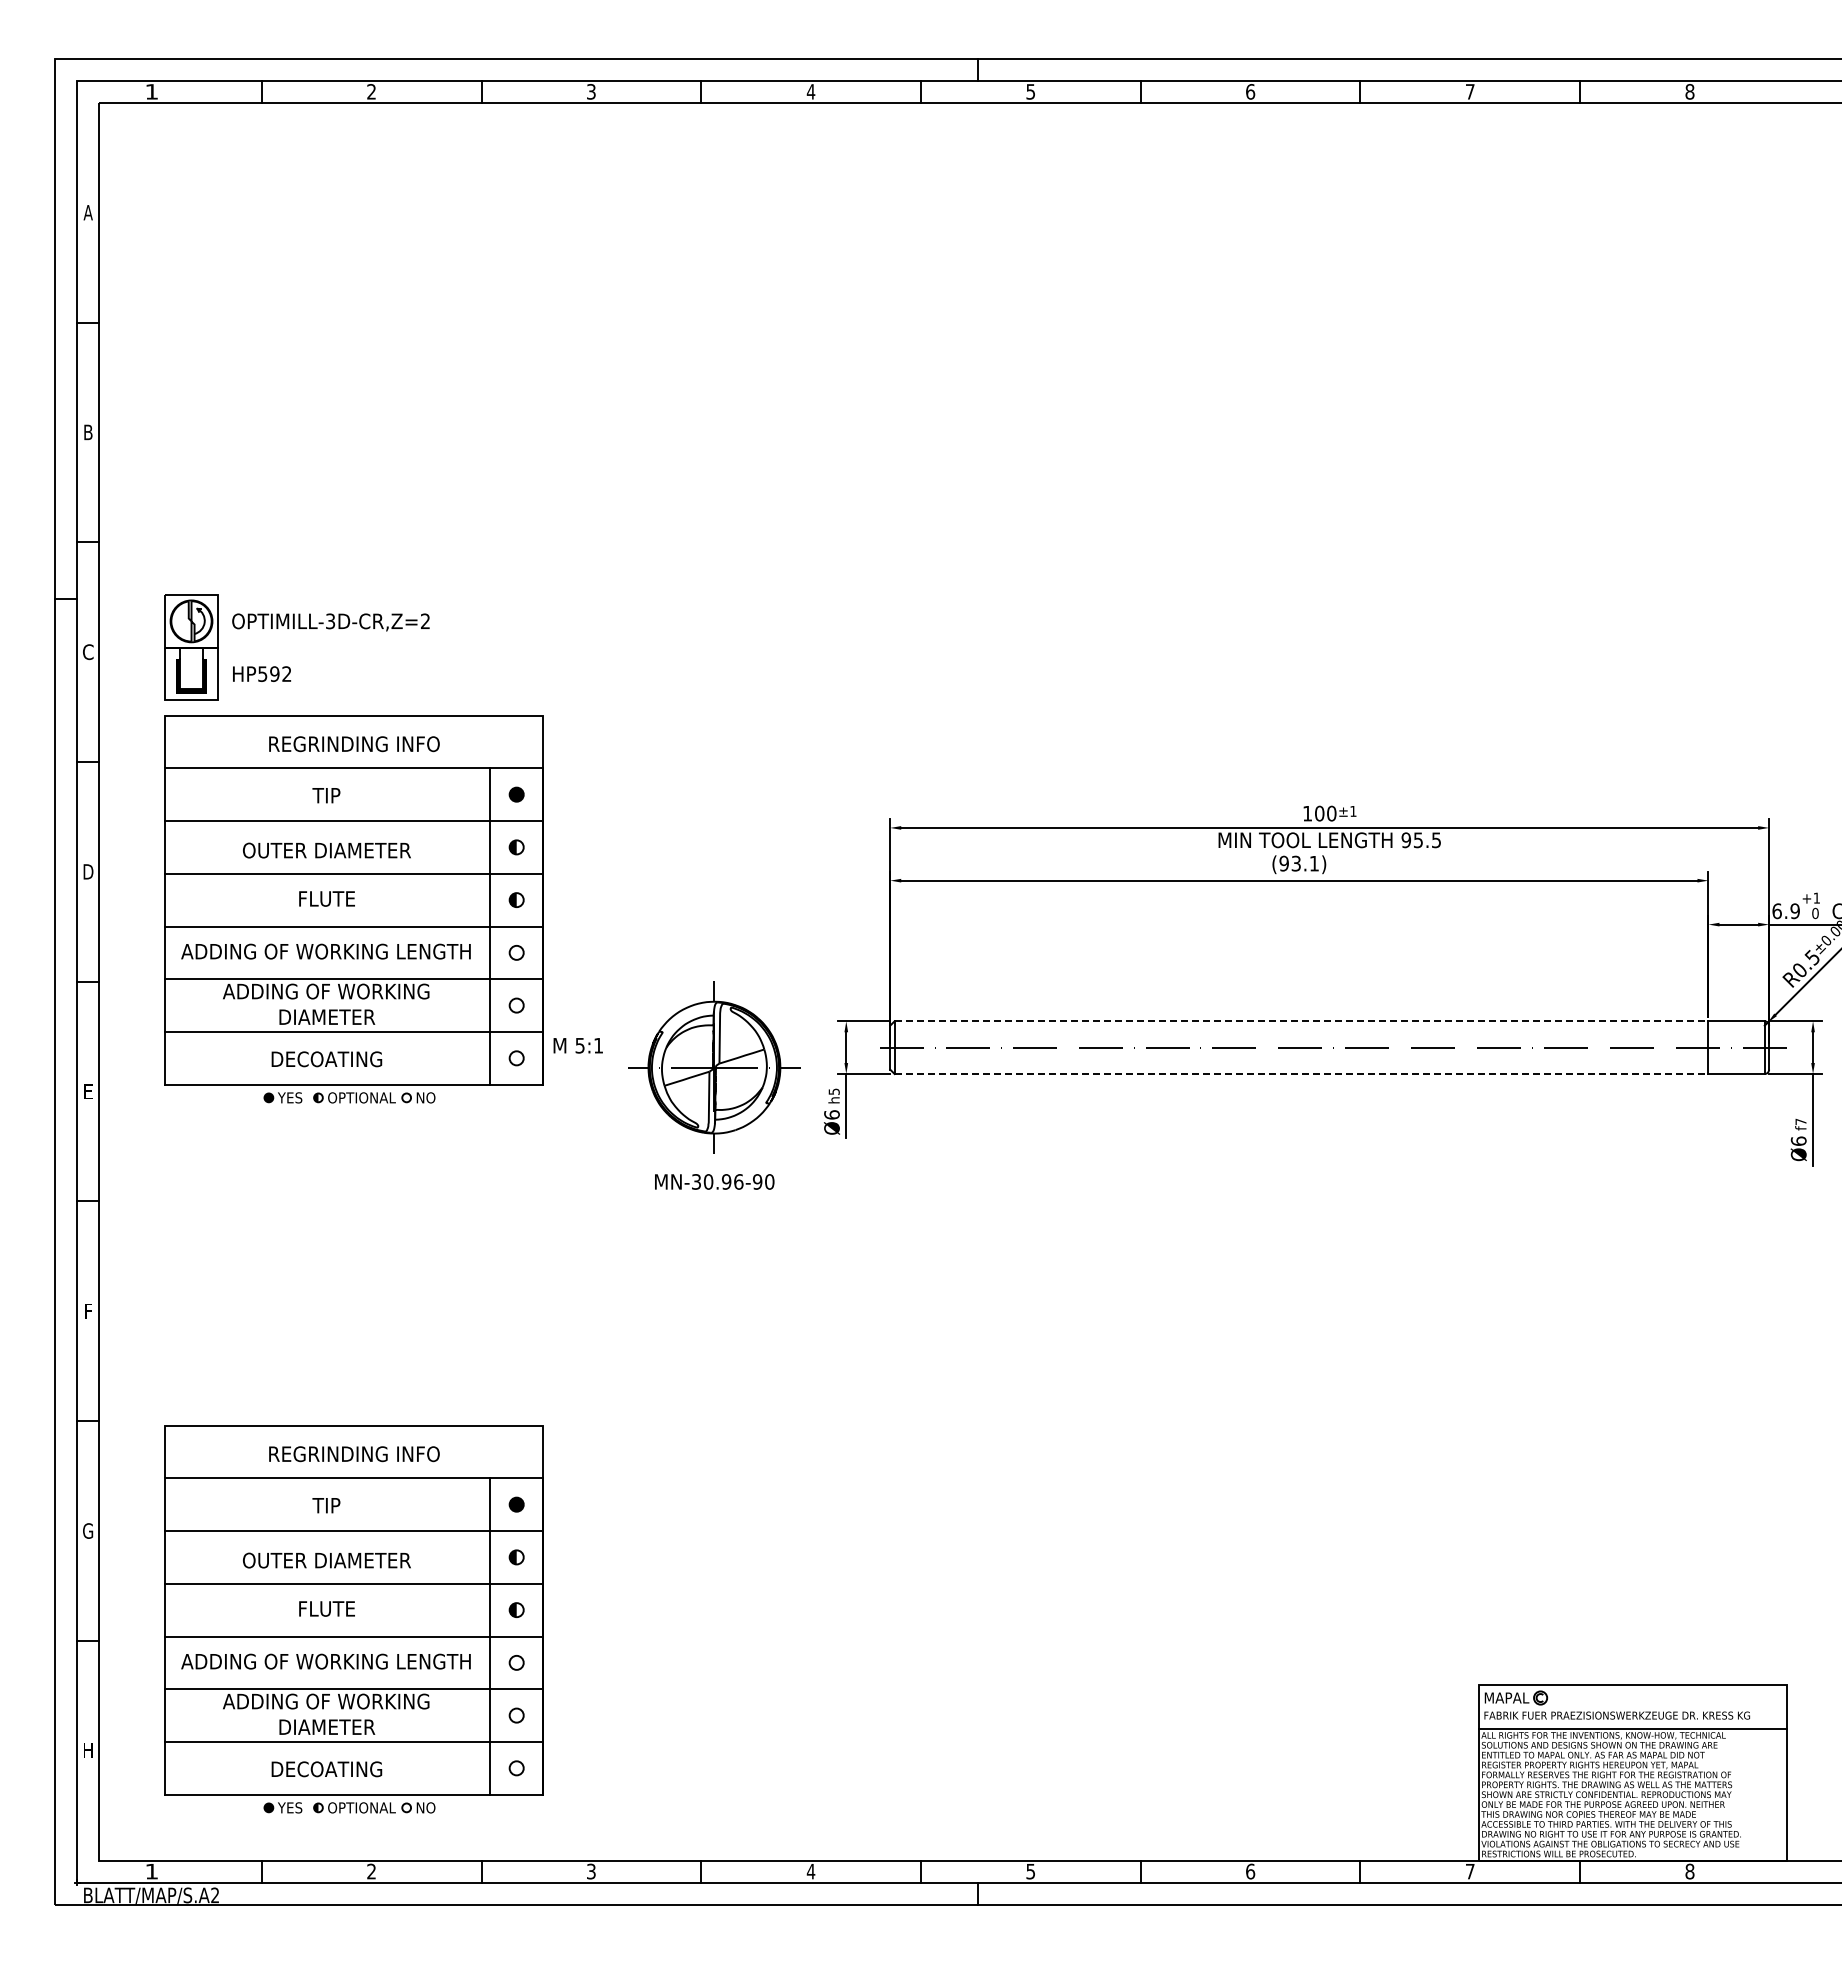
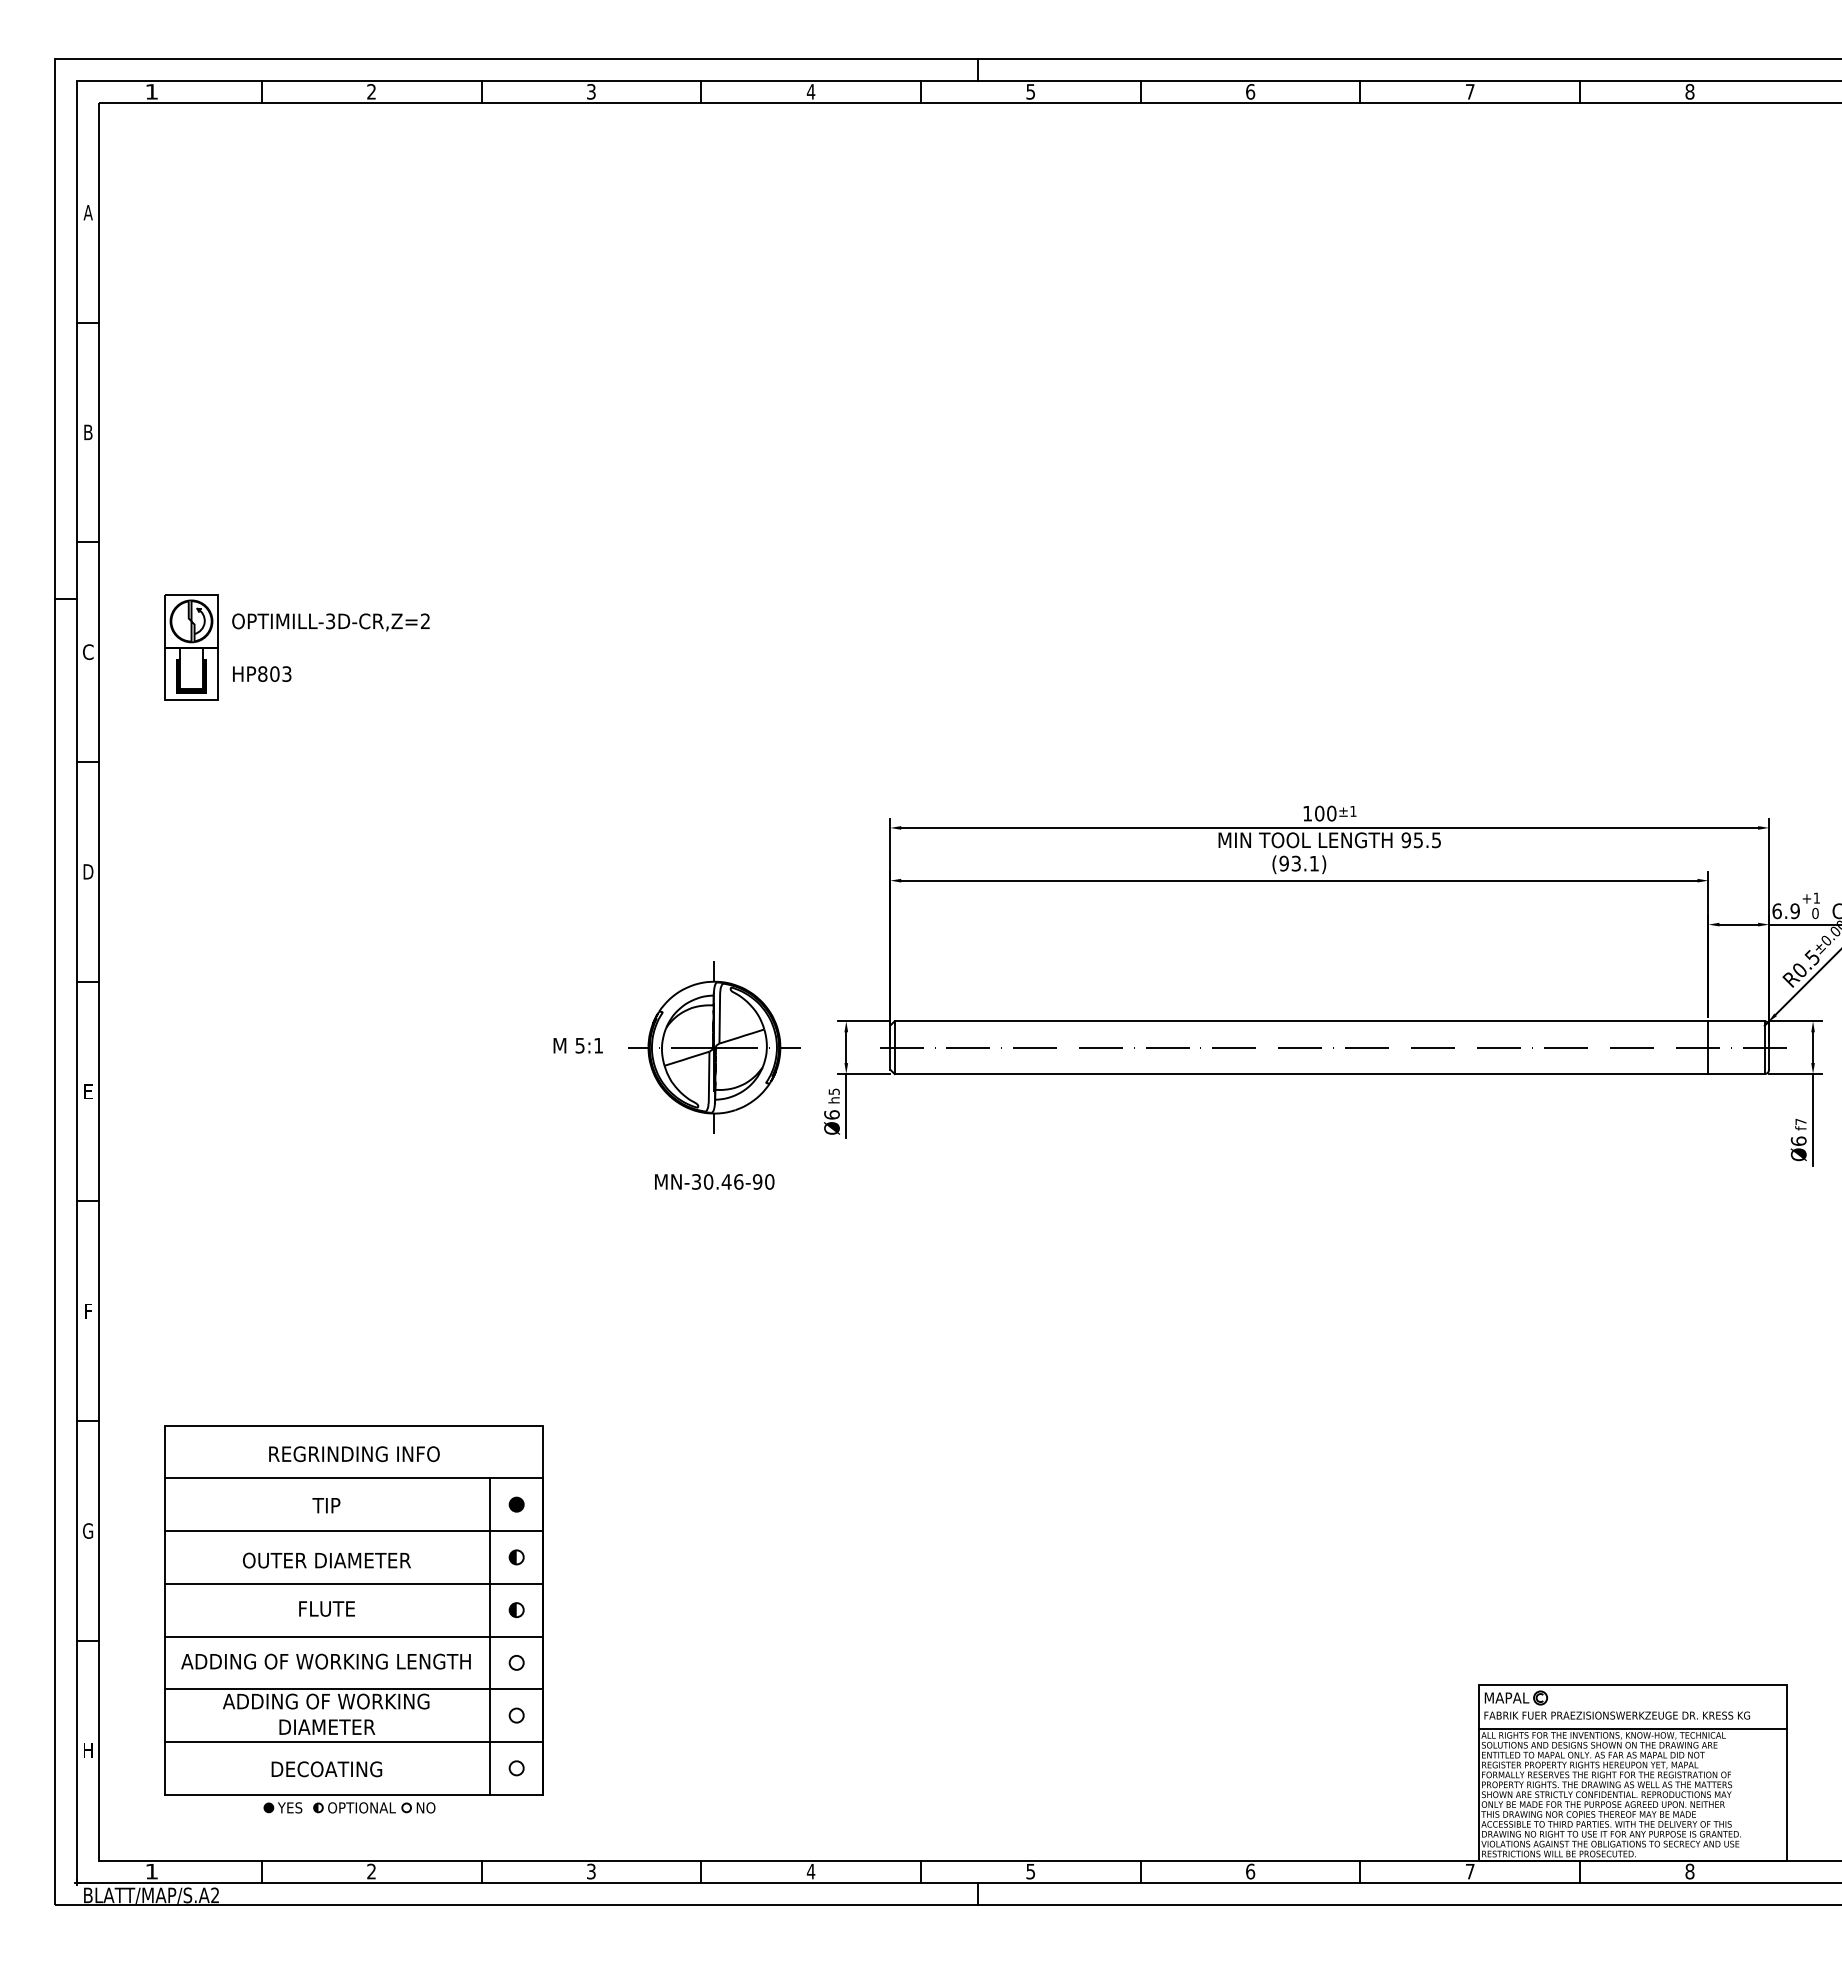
text: HP592 -> HP803 (274, 673)
part: present -> none (353, 909)
line: dashed -> solid (1301, 1021)
part position: (714, 1067) -> (714, 1047) (714, 1047)
line: dashed -> solid (1301, 1074)
text: MN-30.96-90 -> MN-30.46-90 (726, 1181)
